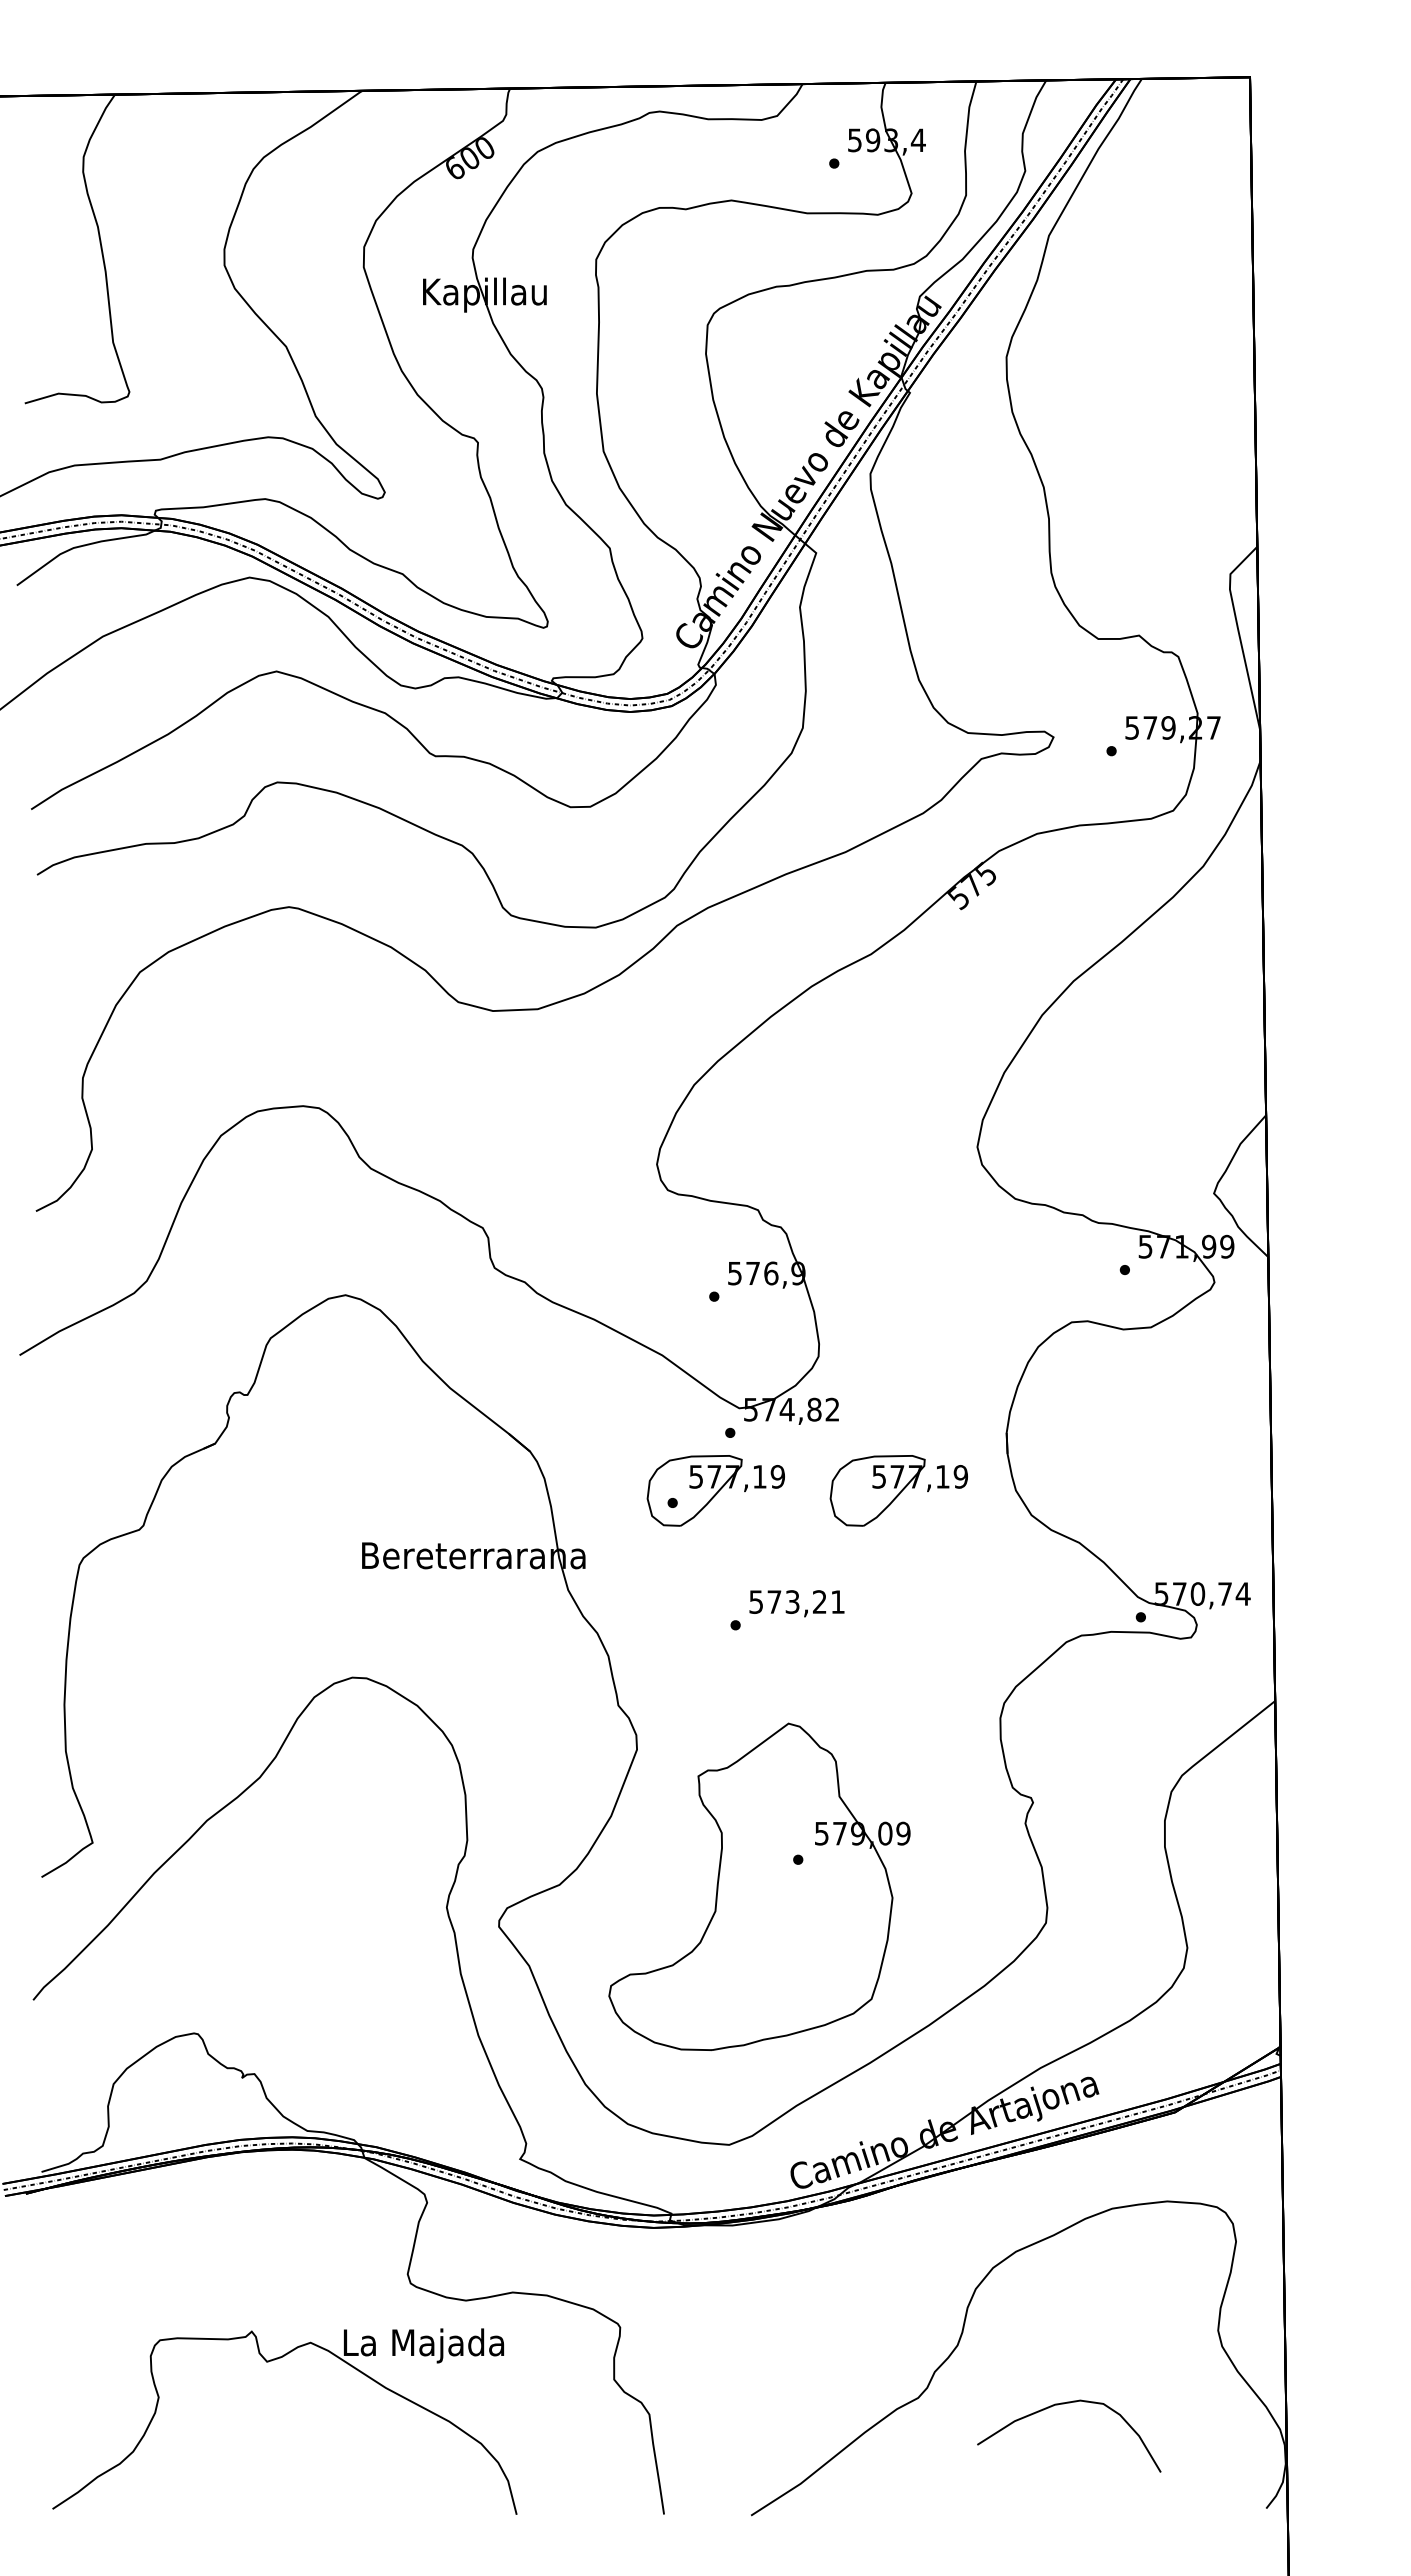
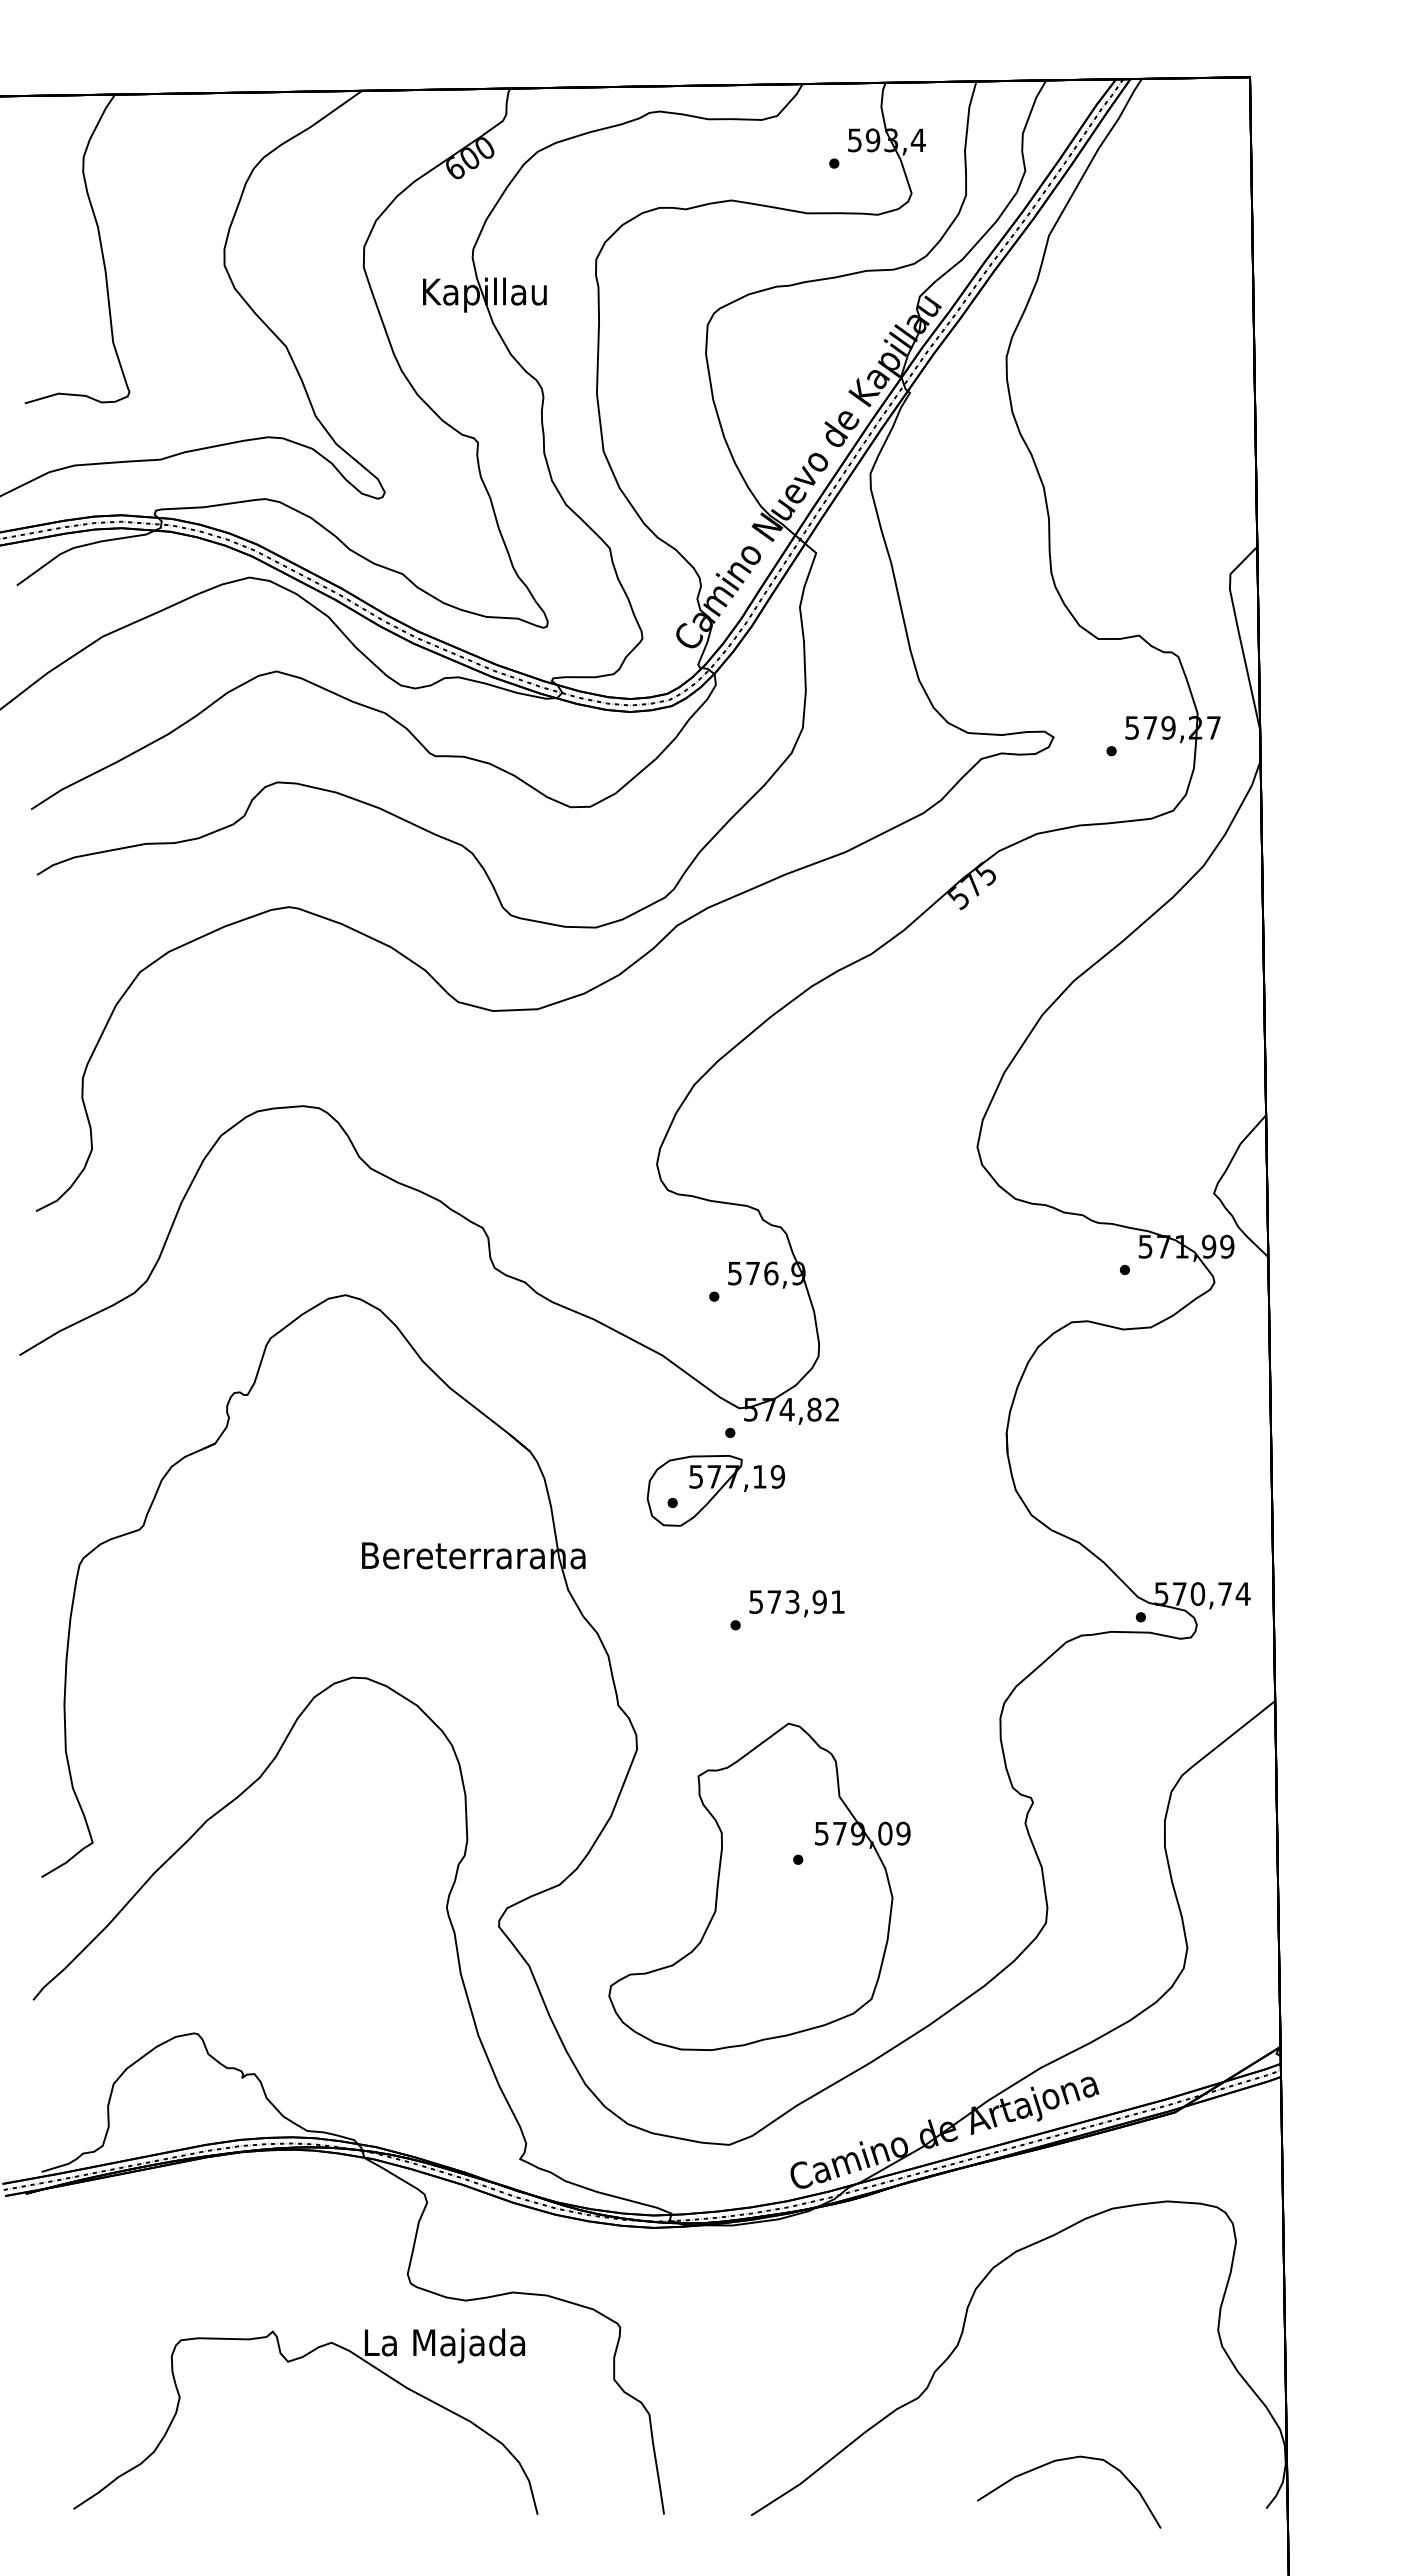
part: present -> none (898, 1490)
text: 573,21 -> 573,91 (819, 1601)
part position: (268, 2362) -> (289, 2362) (289, 2362)
curve position: (1064, 2404) -> (1064, 2460) (1064, 2460)
